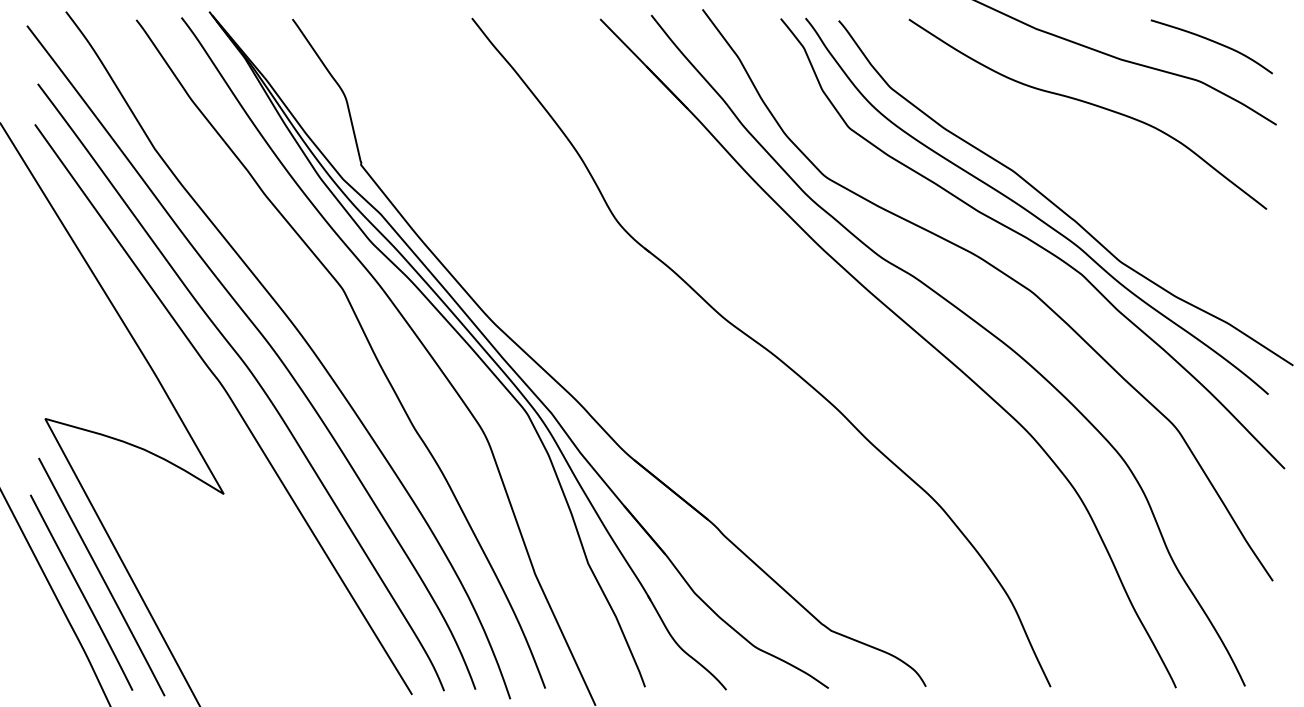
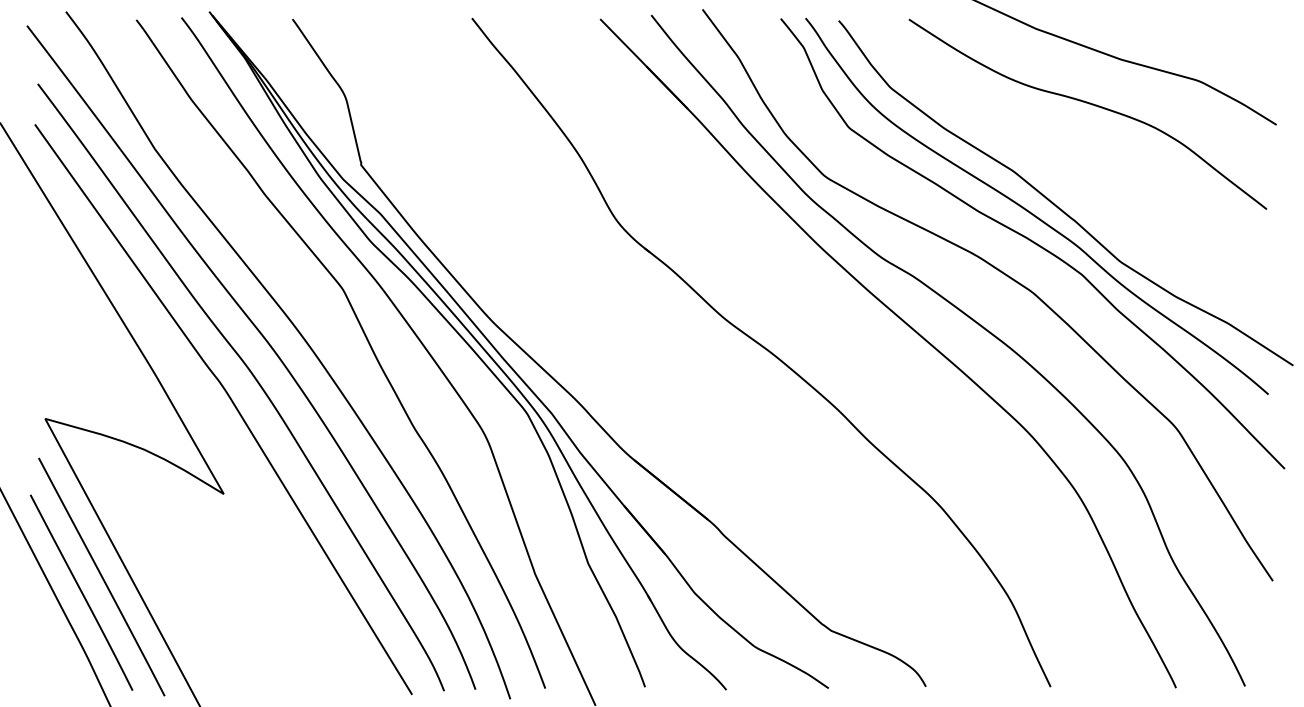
curve: present -> none (1213, 42)
